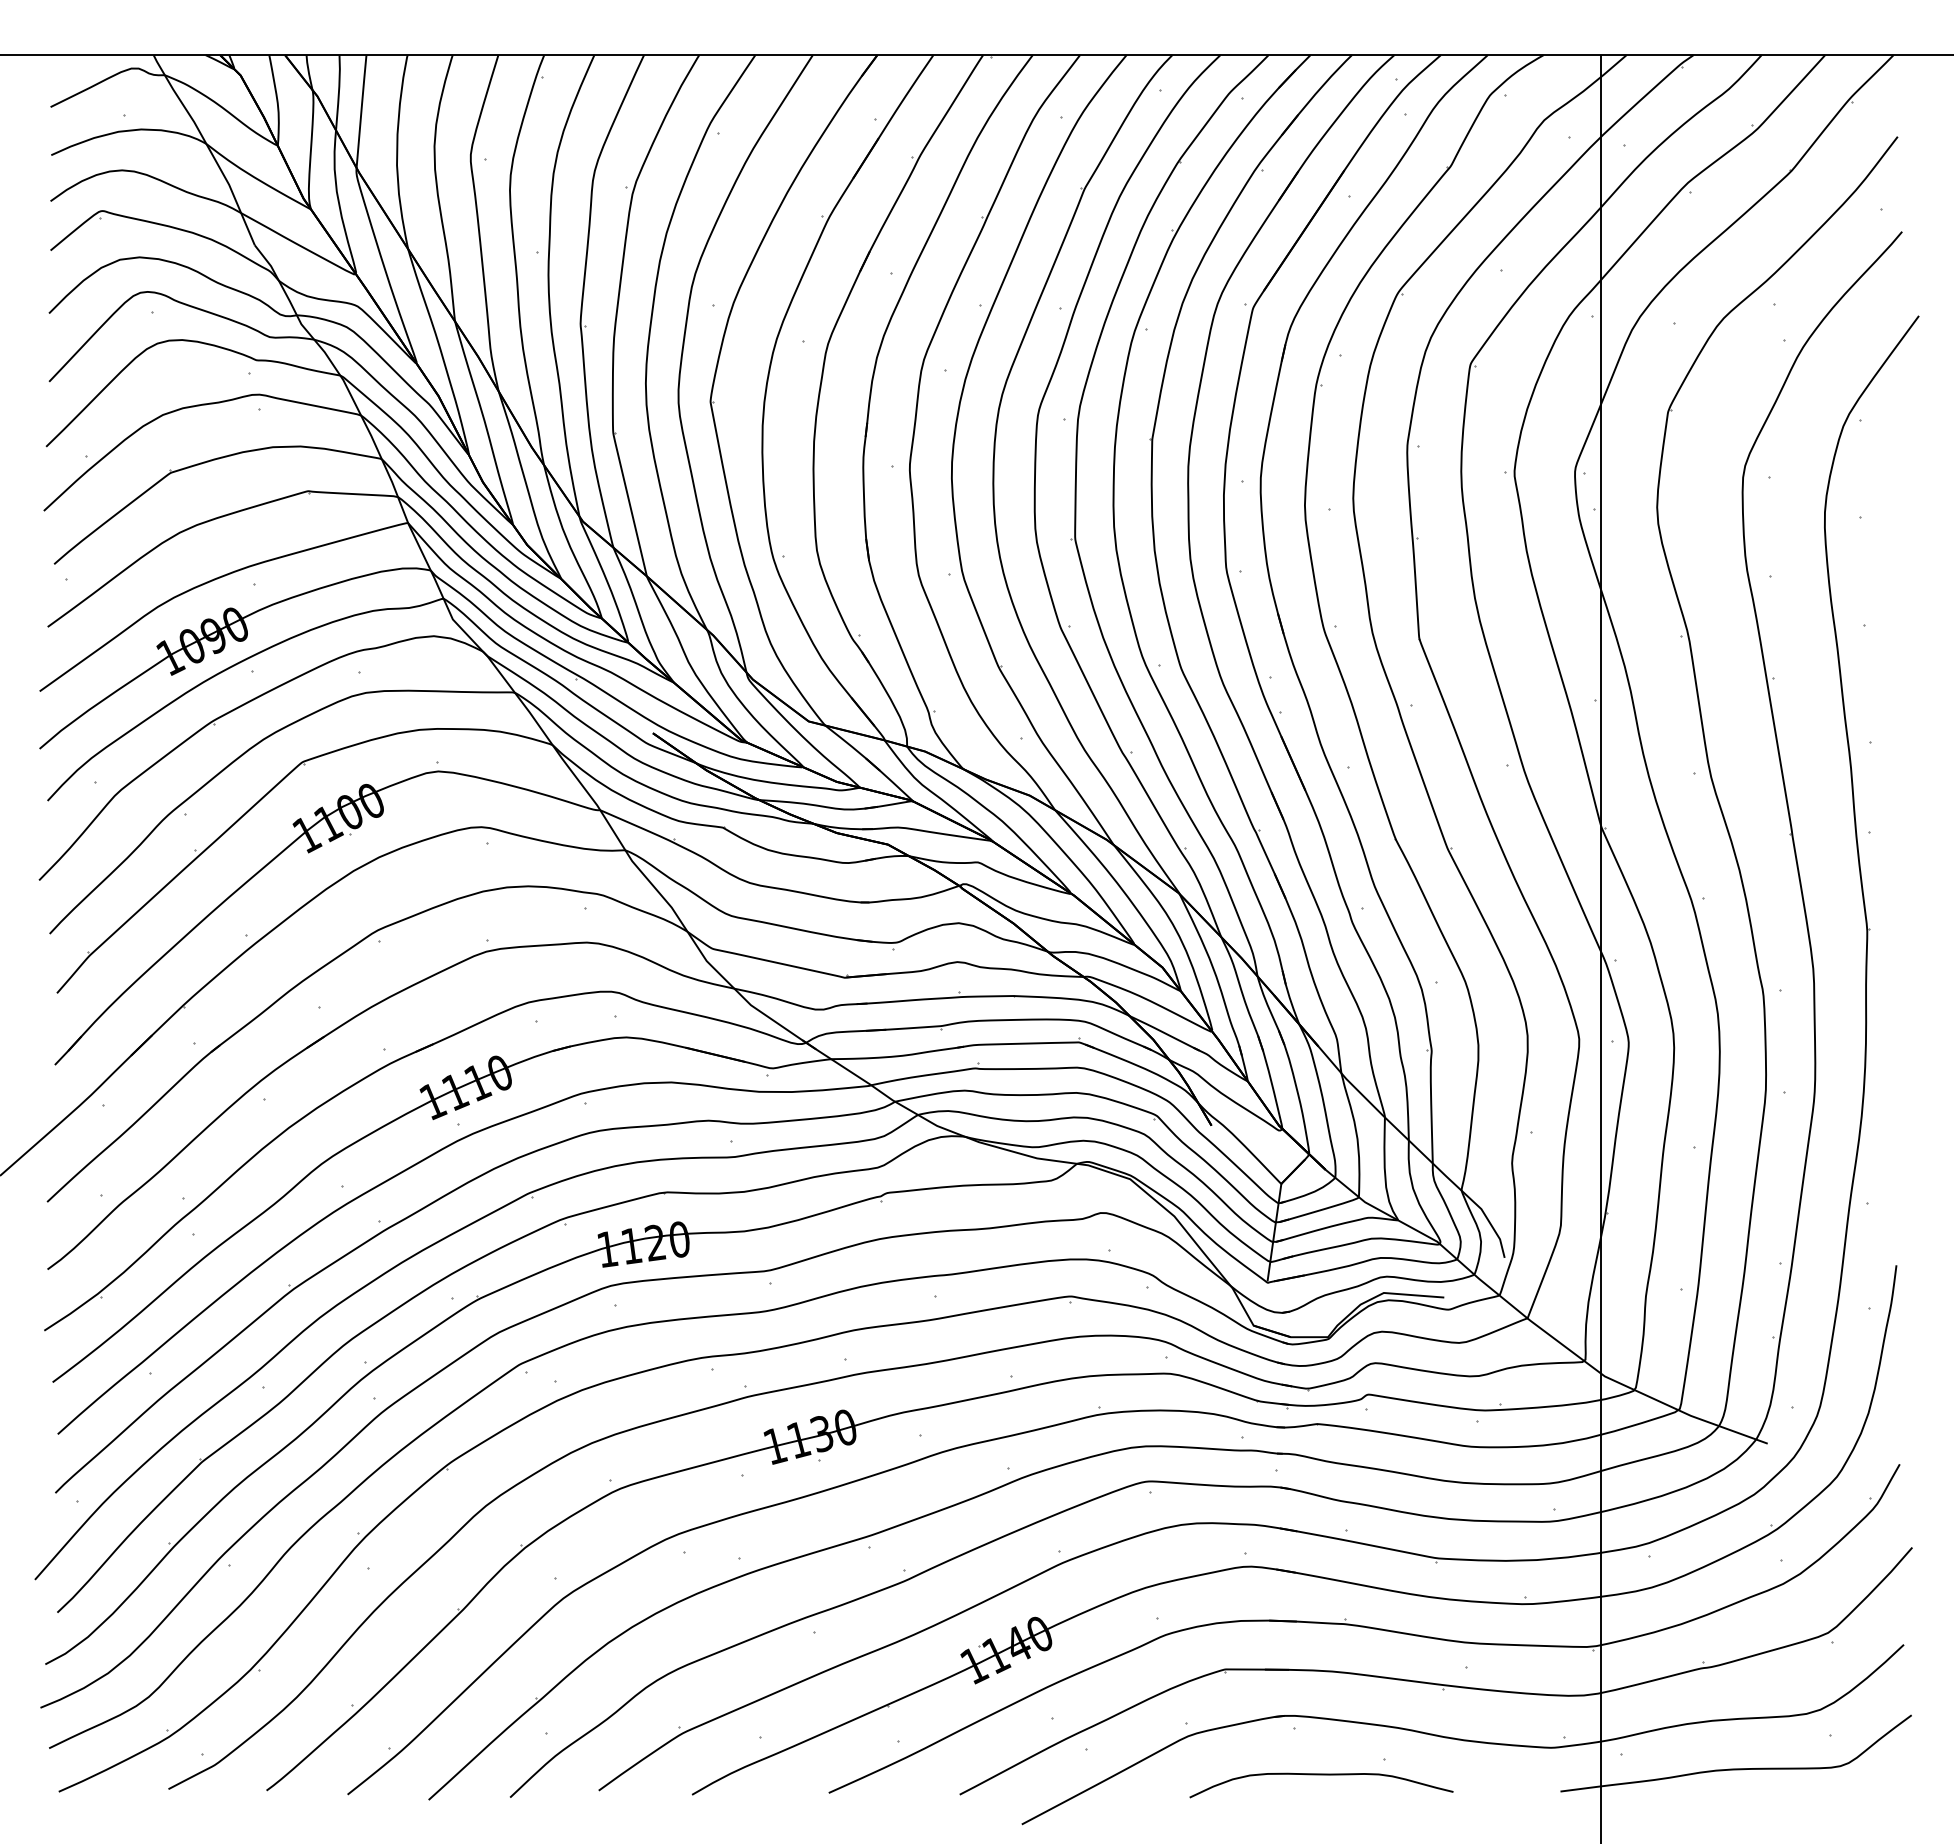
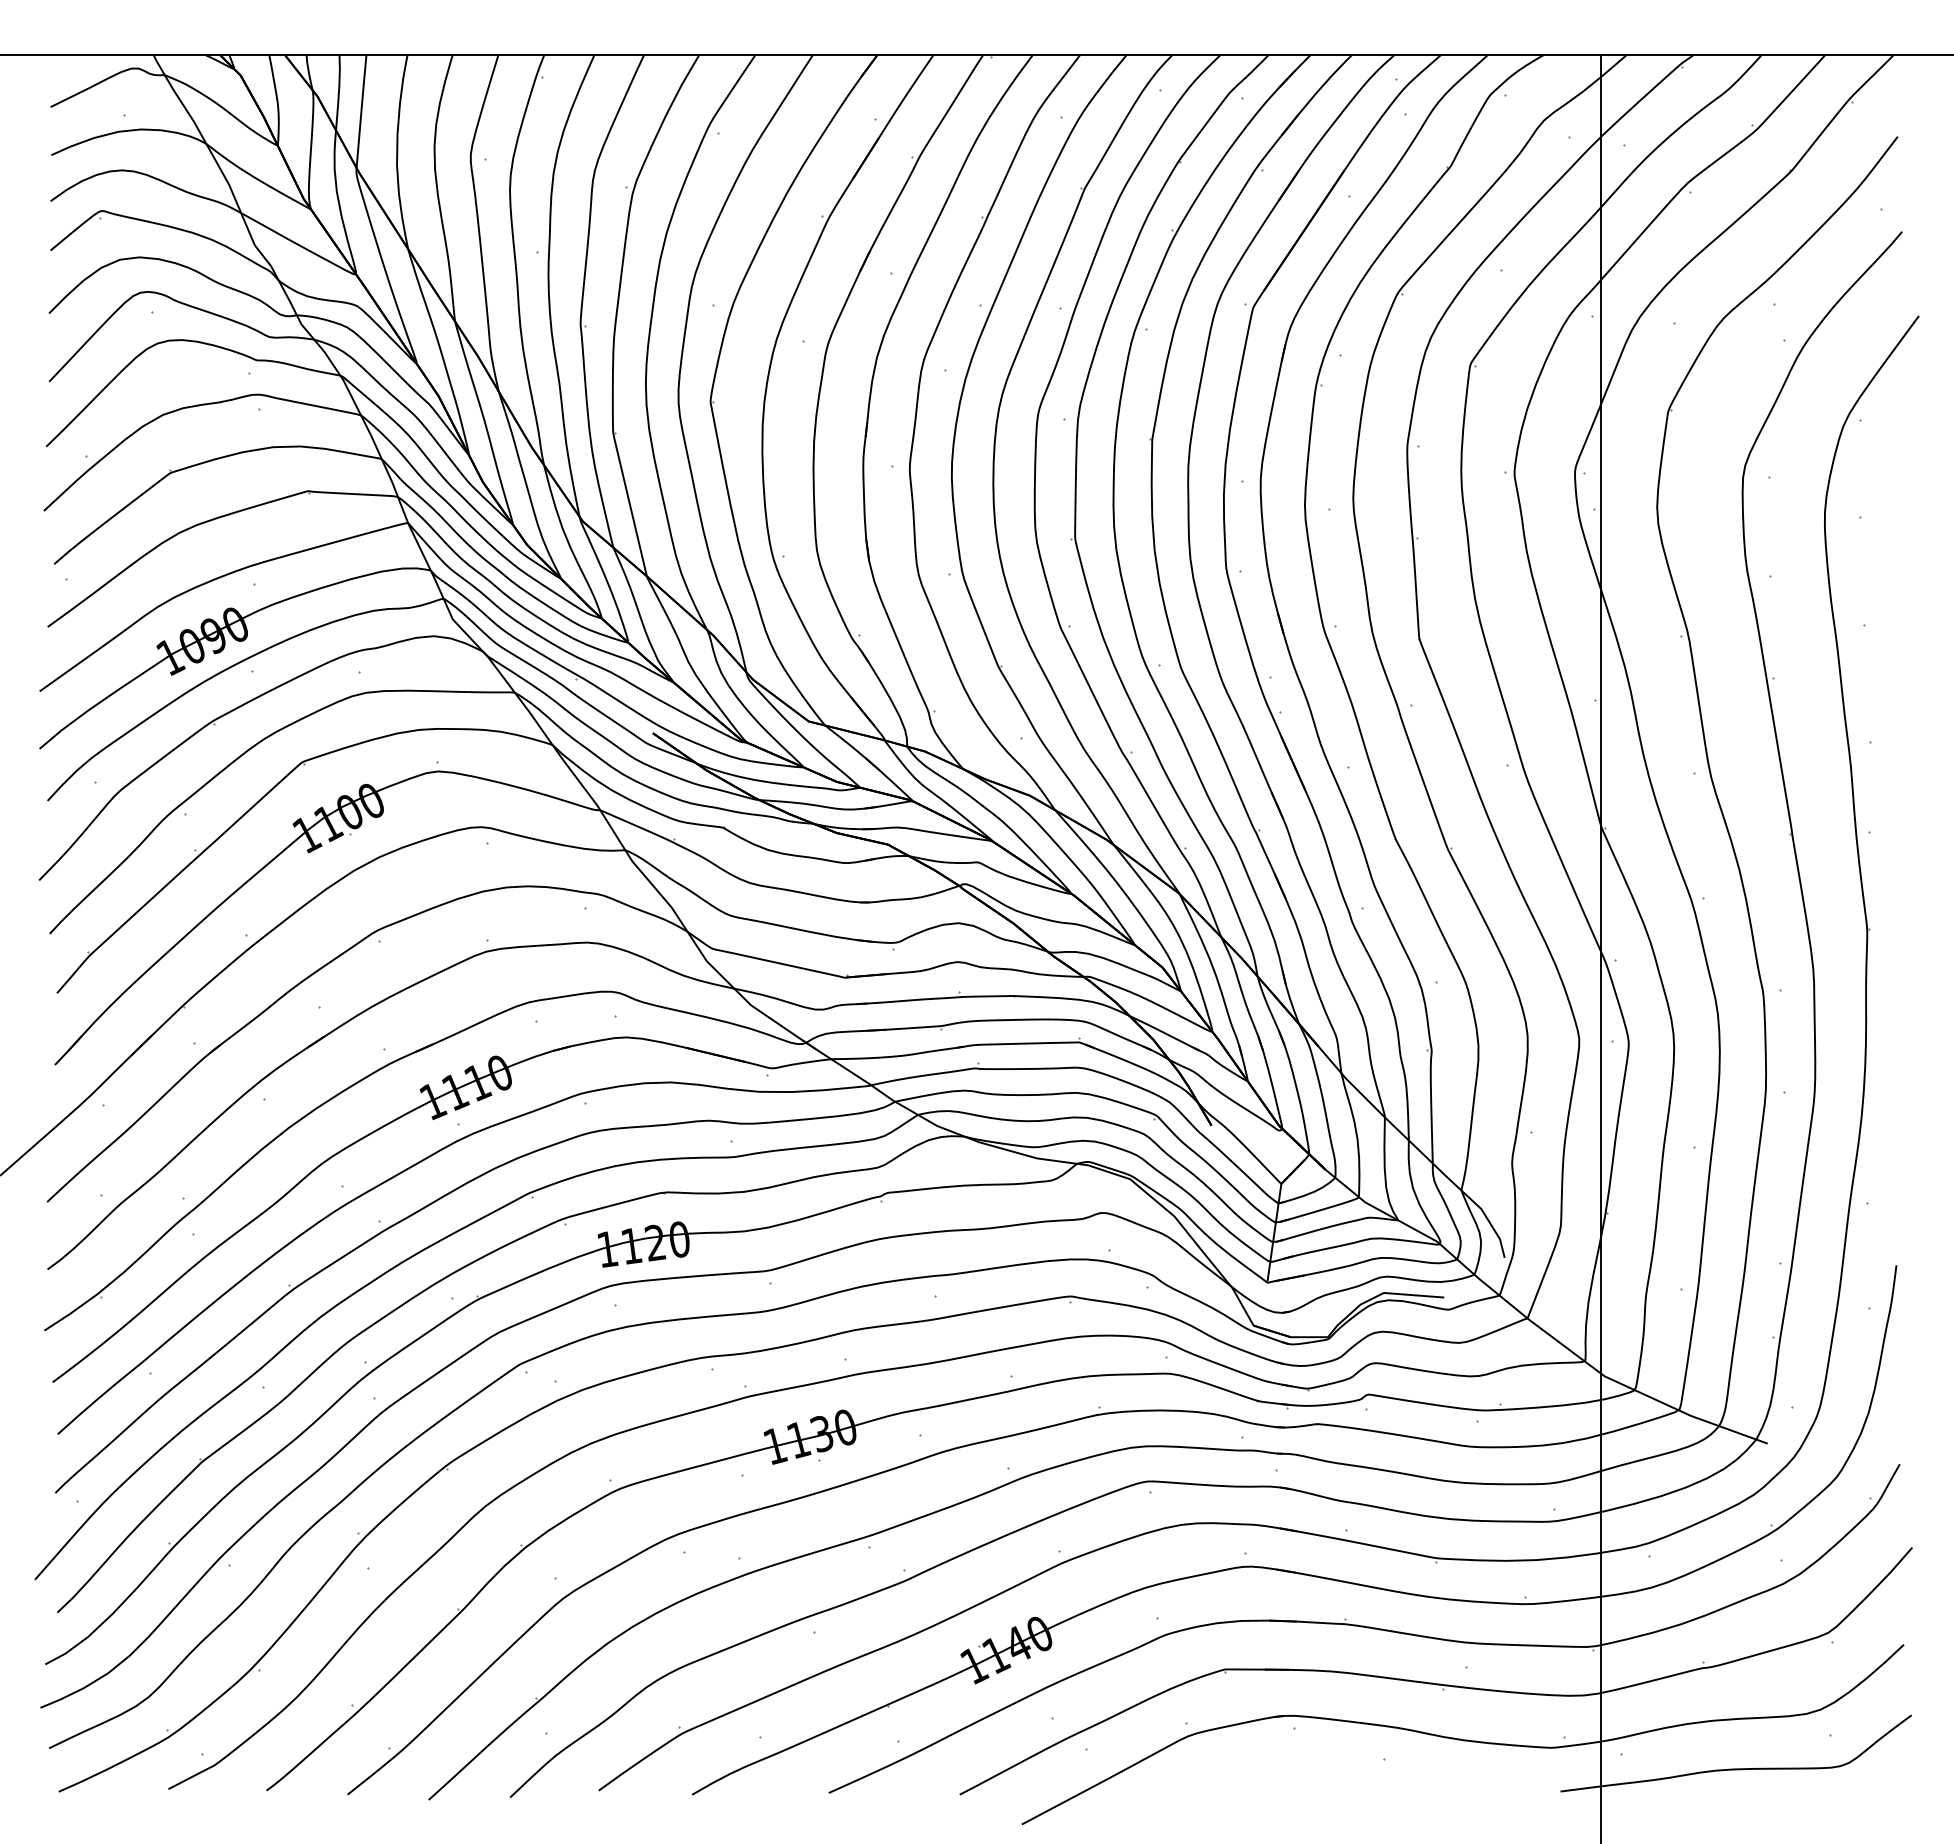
curve: present -> none (1321, 1775)
